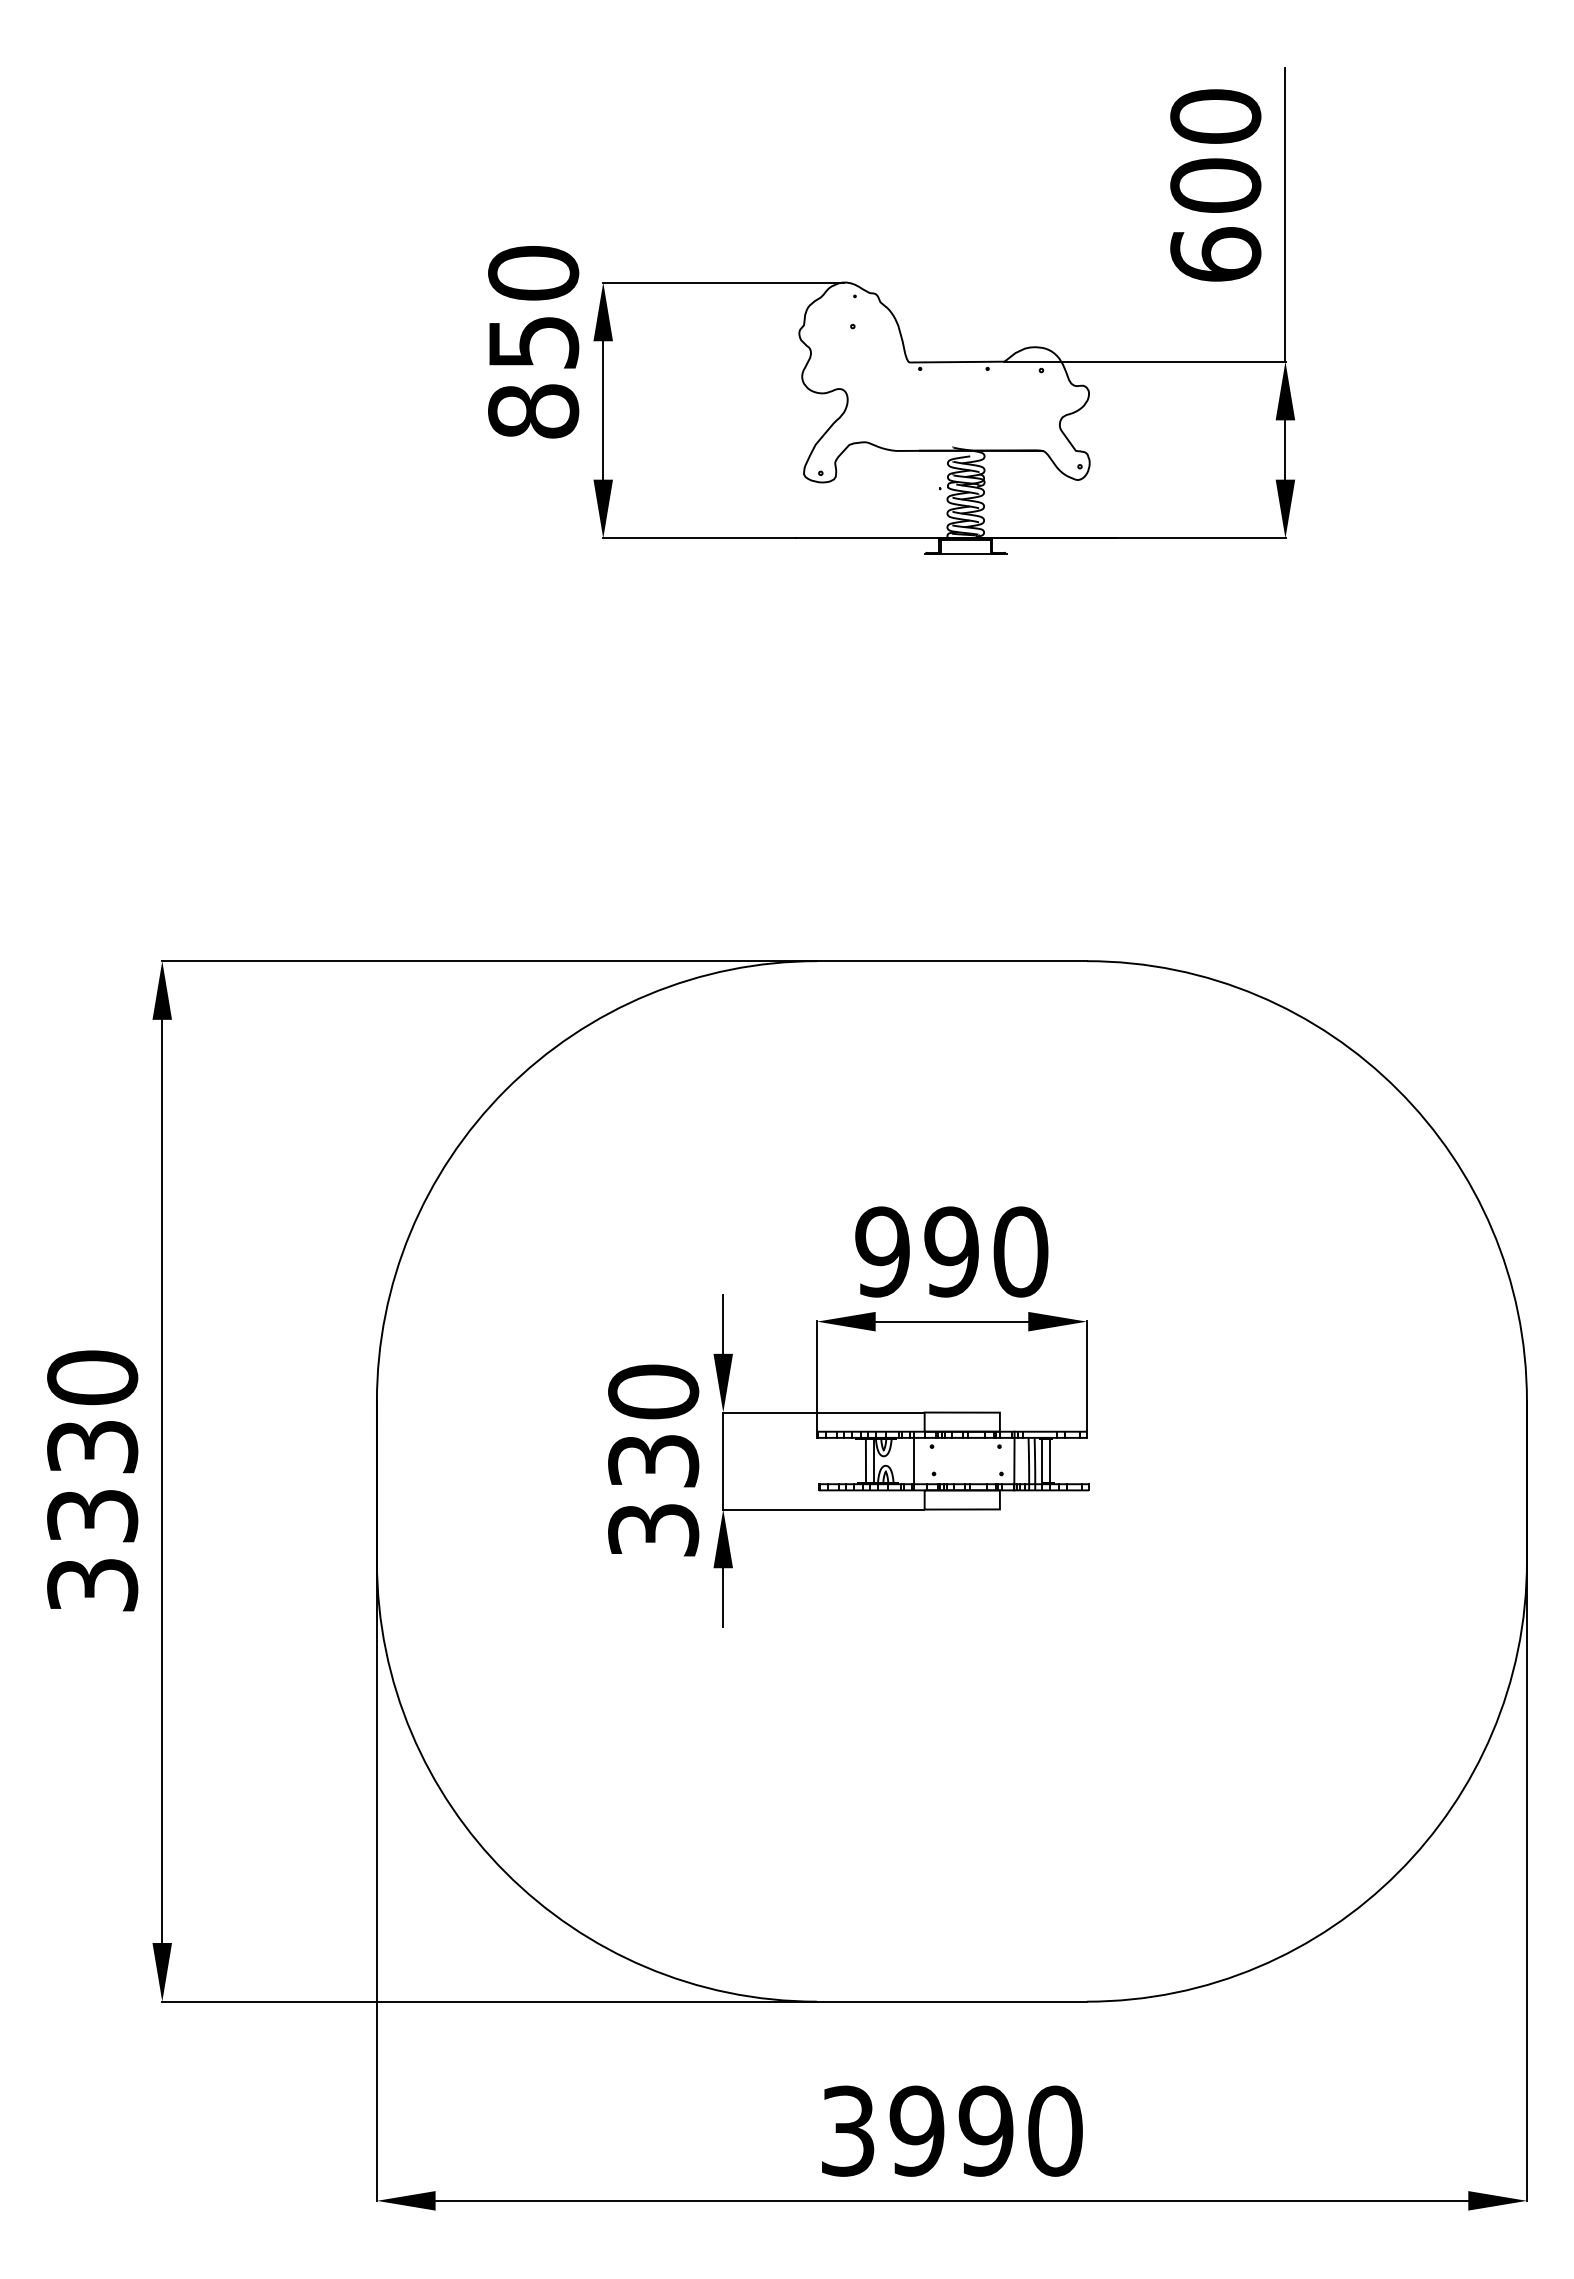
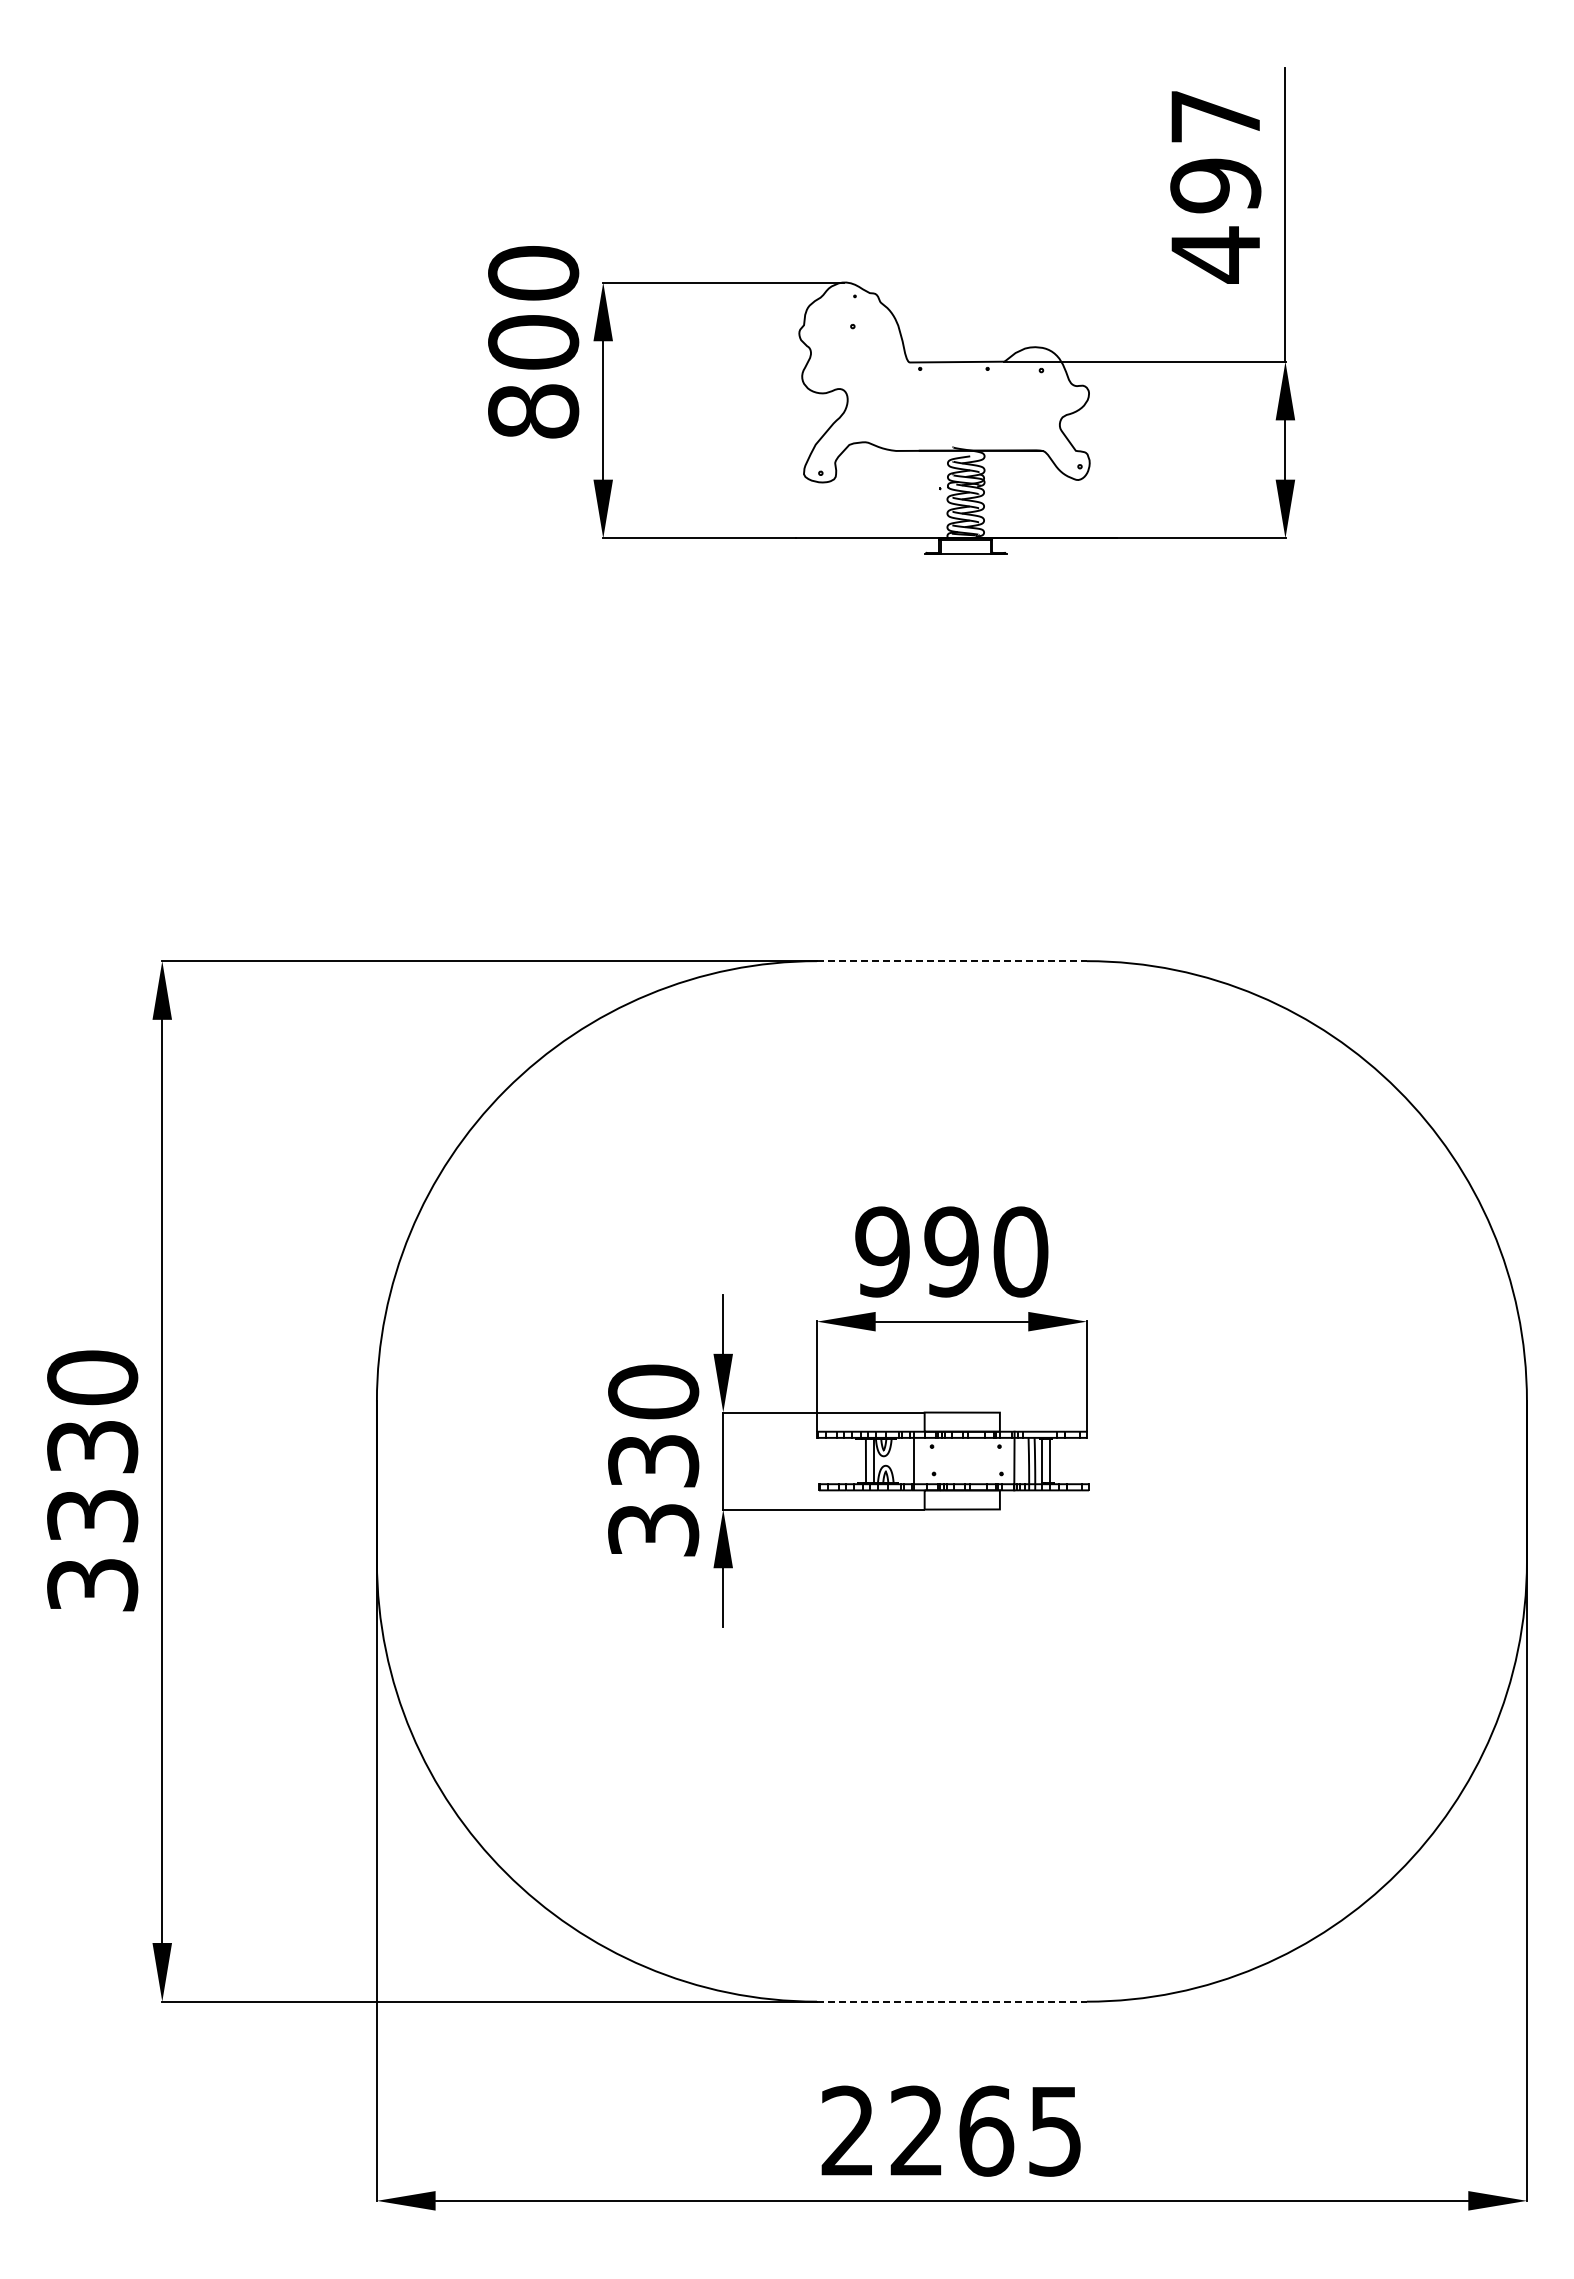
text: 600 -> 497 (1215, 186)
text: 850 -> 800 (533, 342)
line: solid -> dashed (951, 961)
line: solid -> dashed (951, 2001)
text: 3990 -> 2265 (951, 2130)
